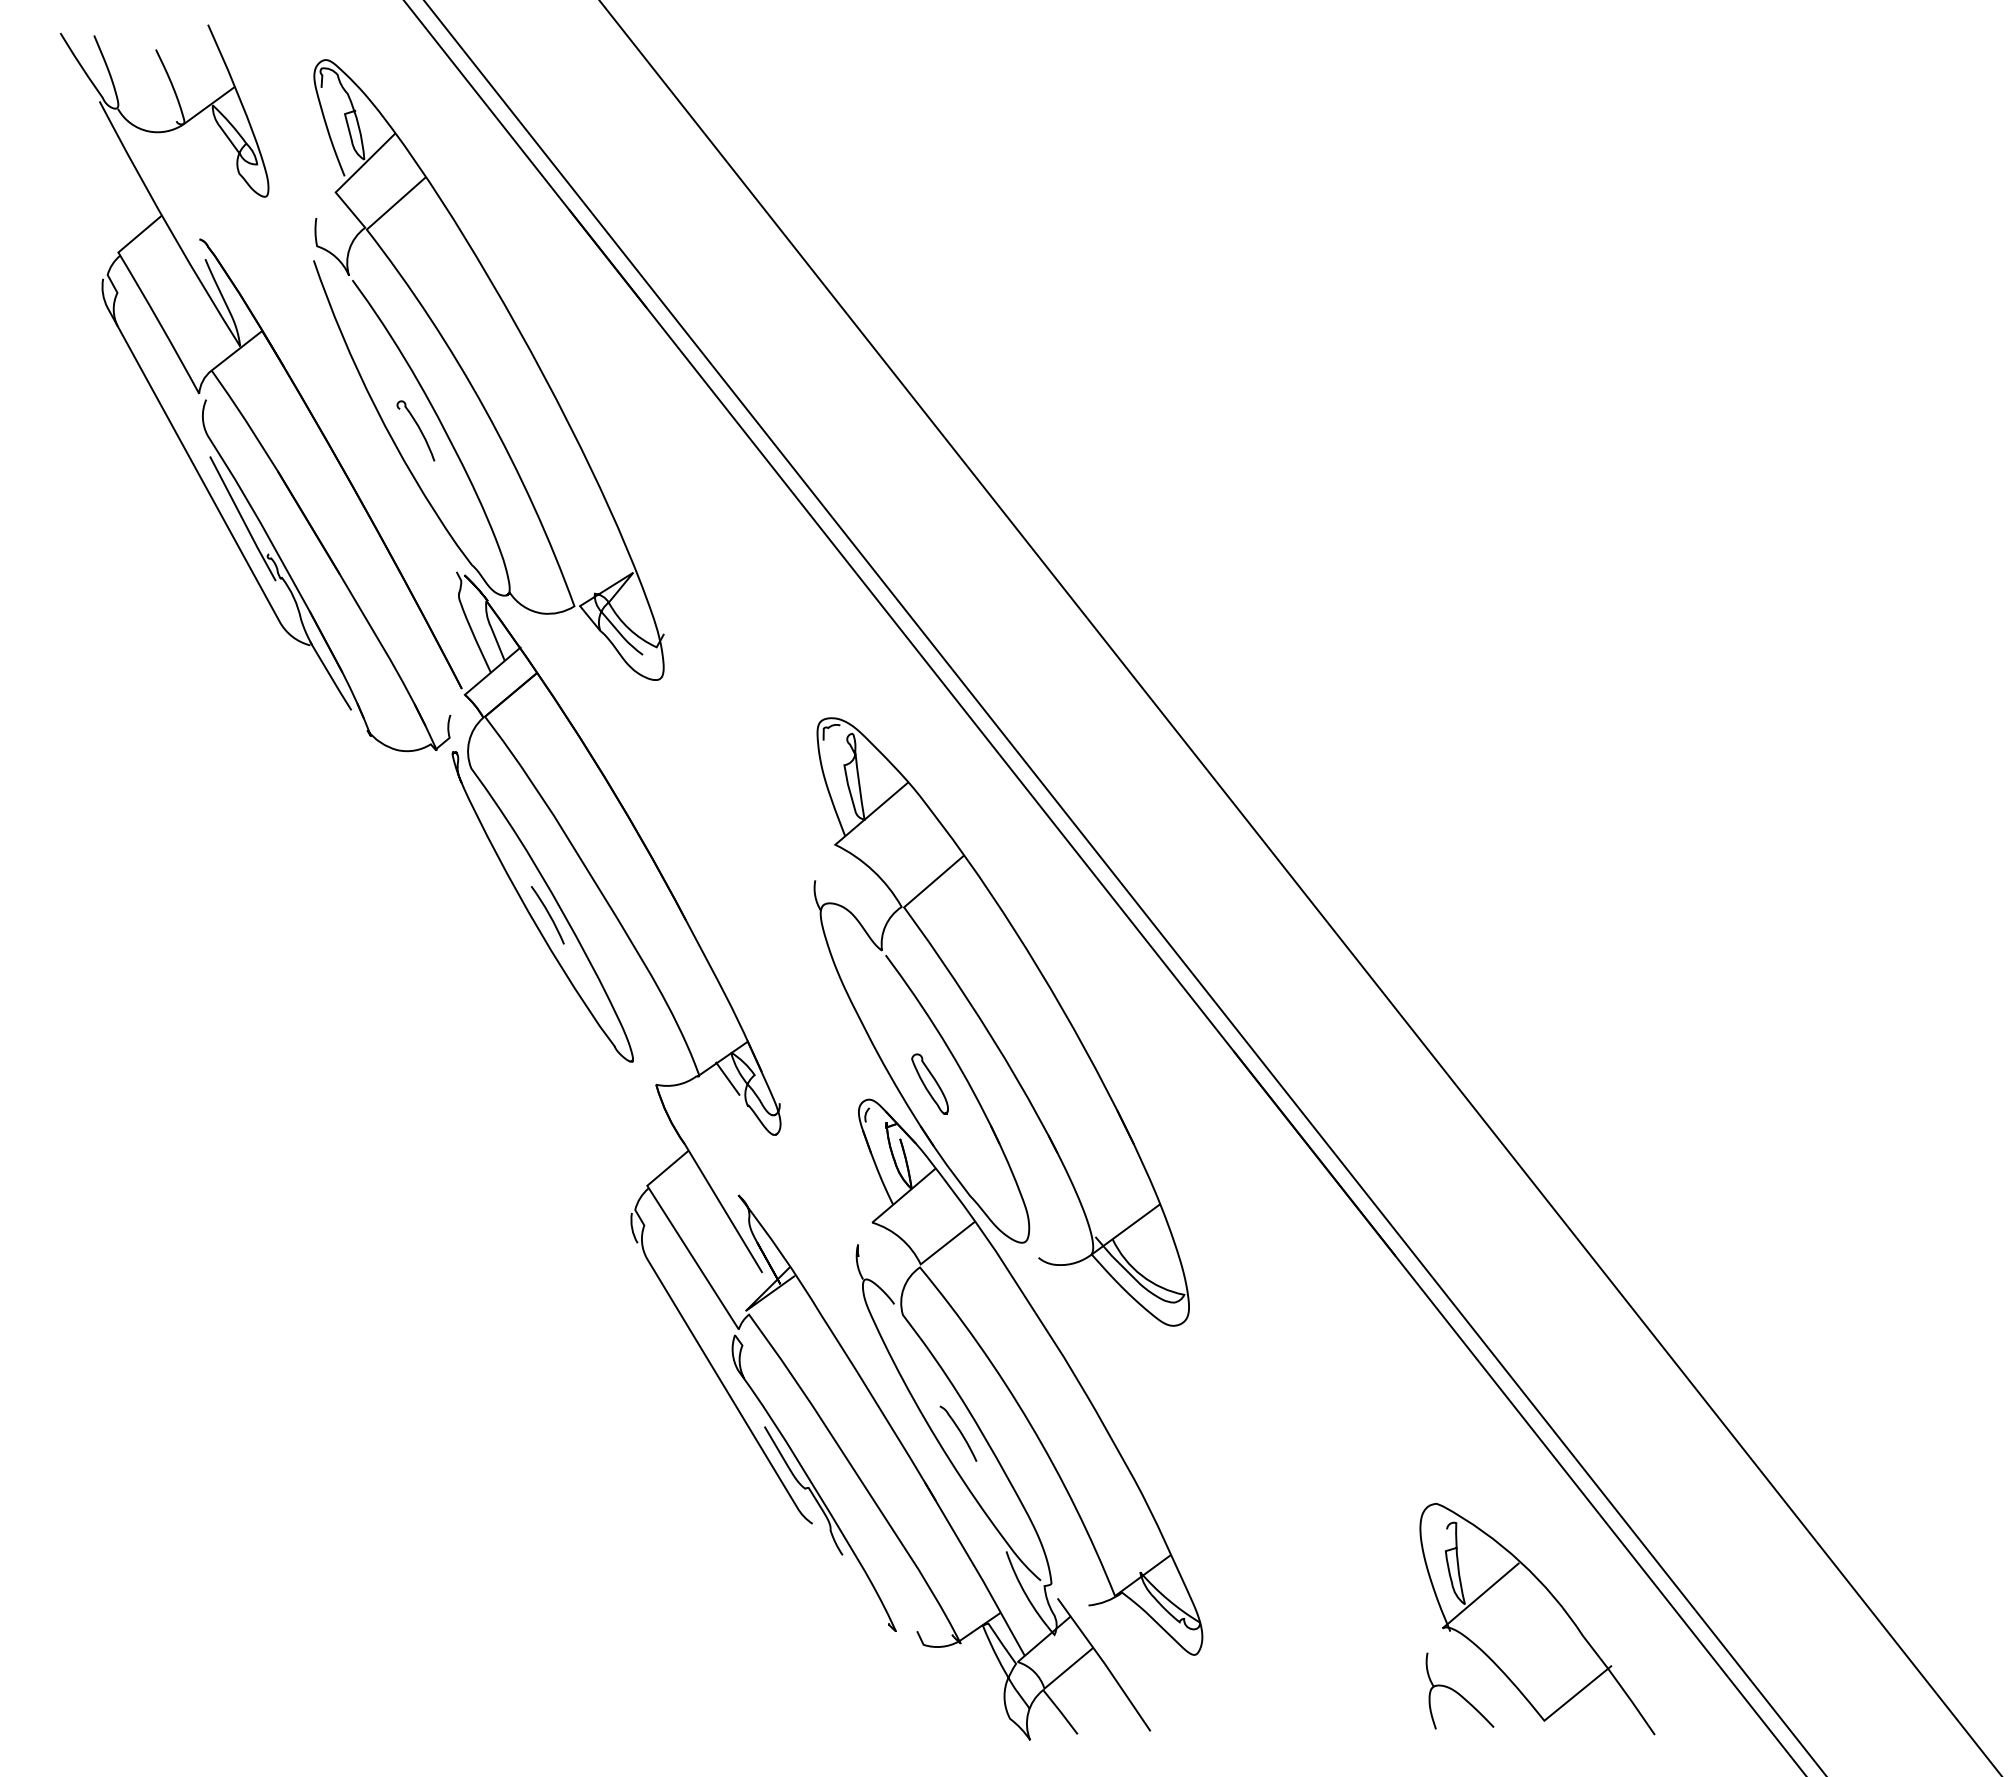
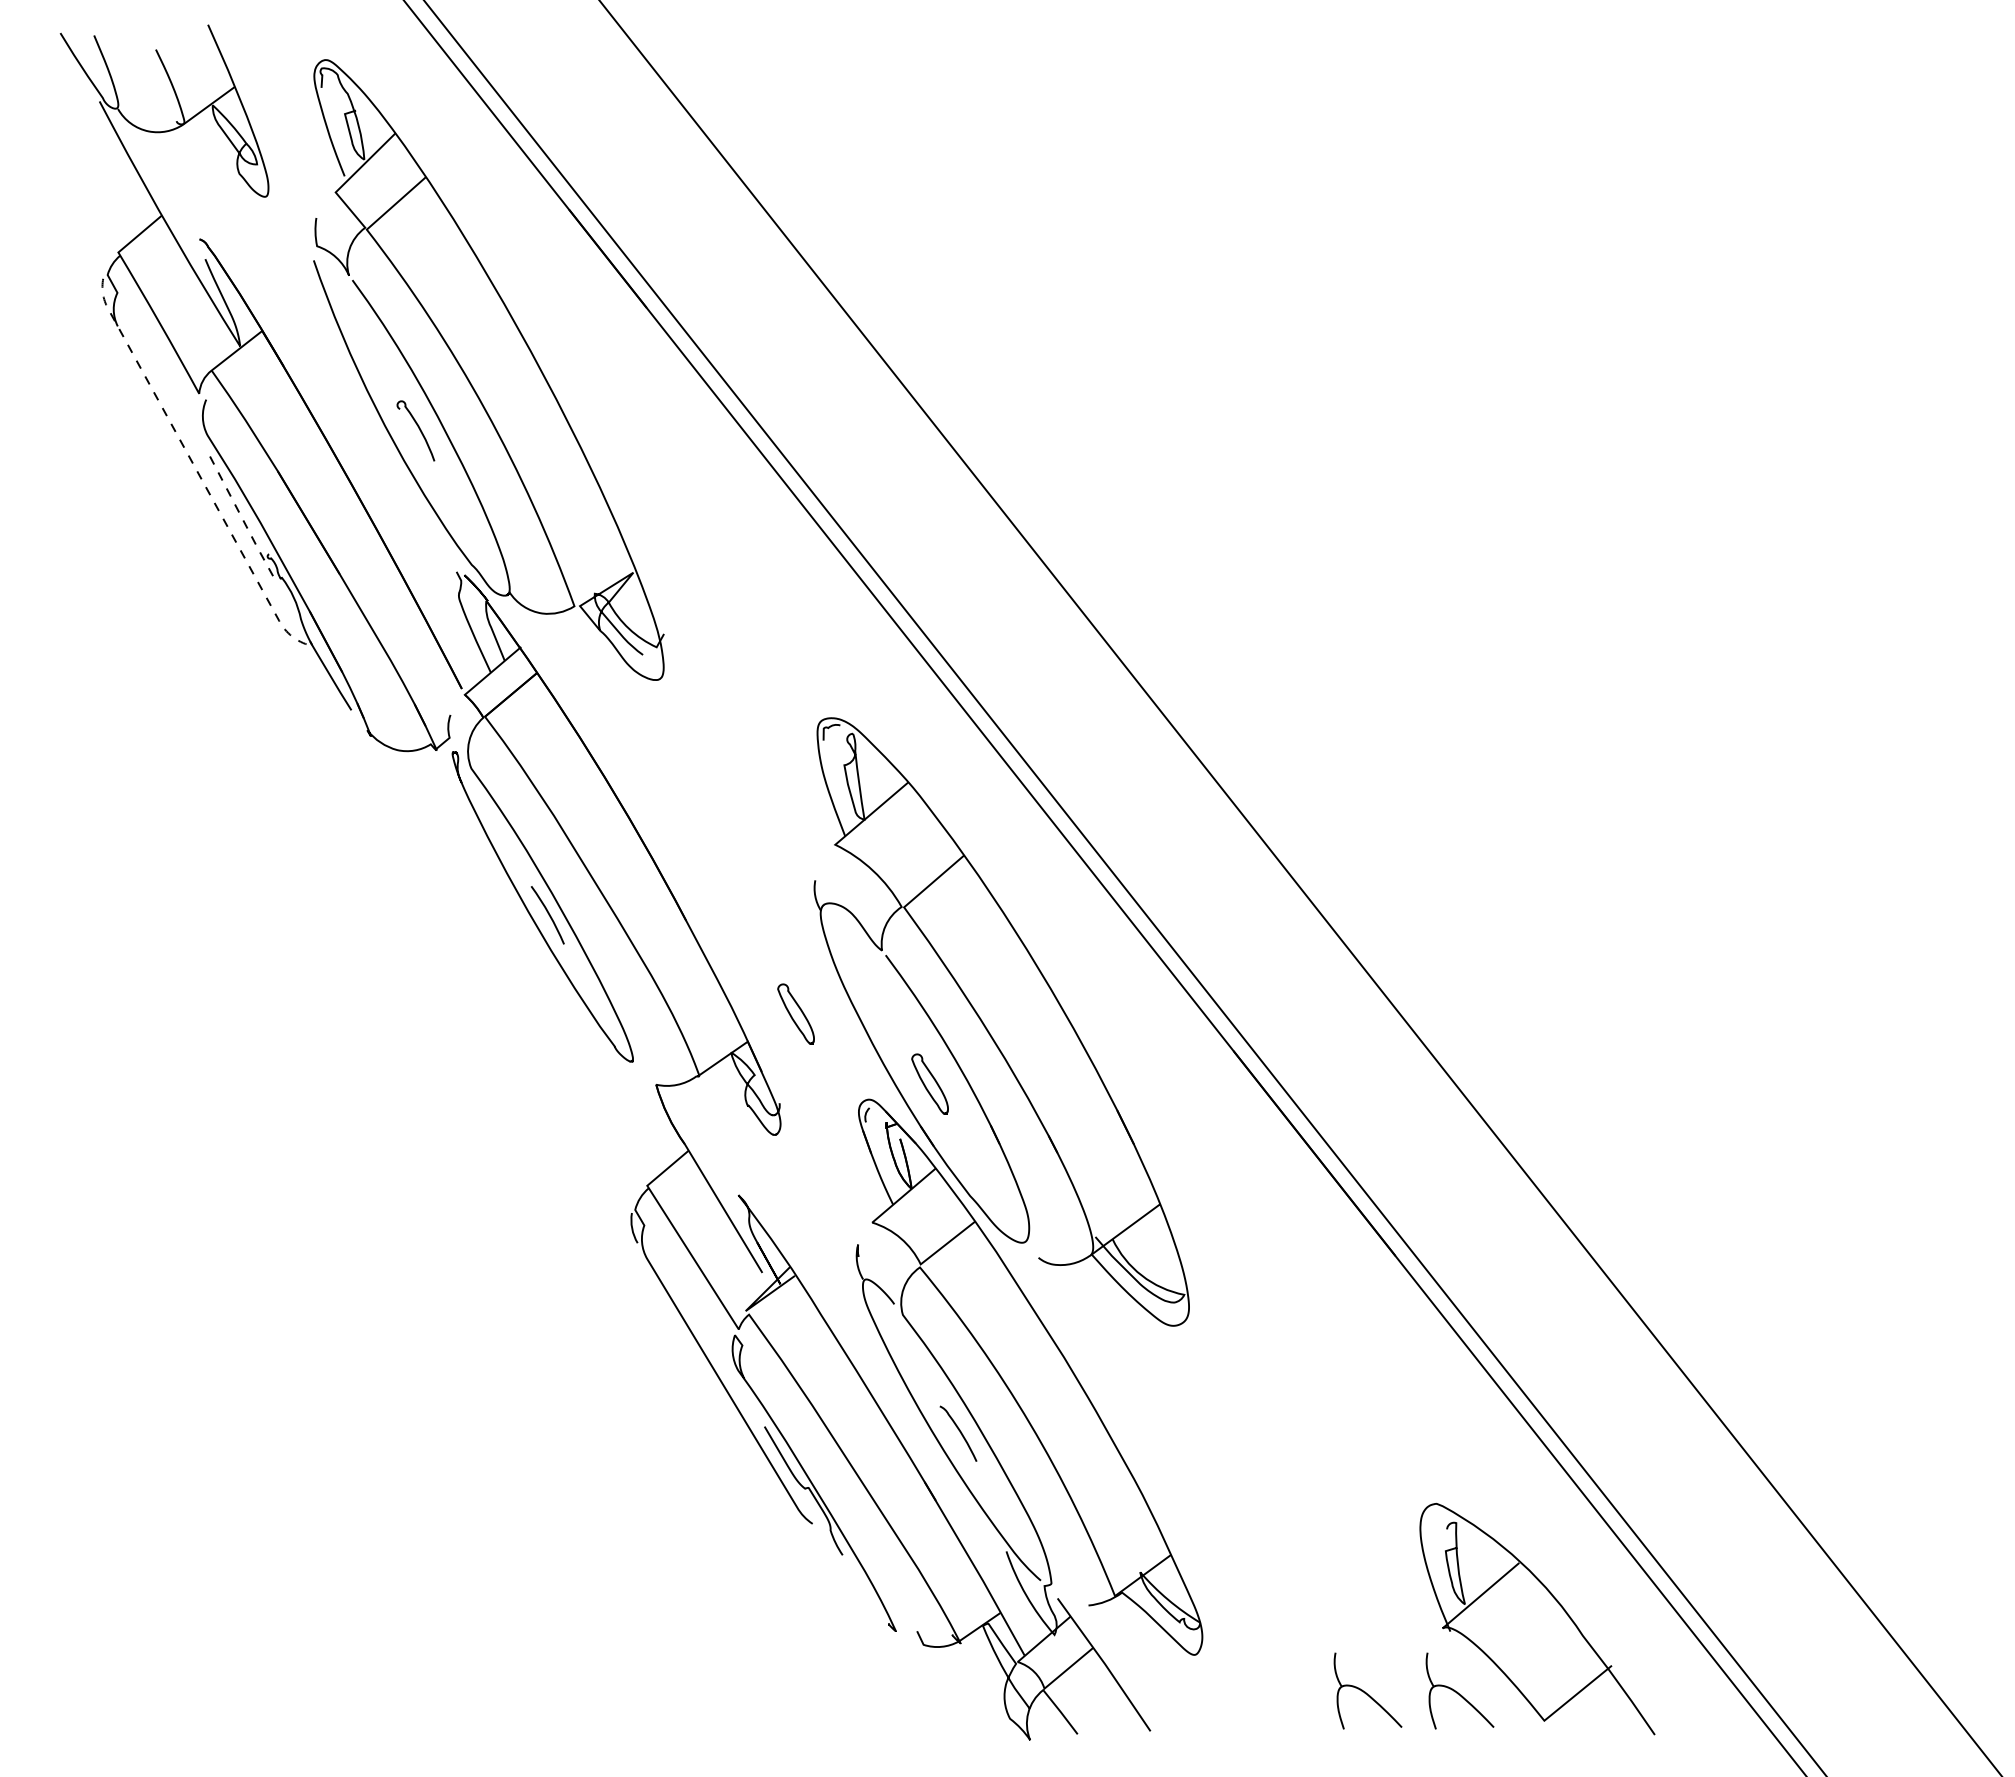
line: solid -> dashed (198, 473)
line: solid -> dashed (243, 519)
part: none -> present (795, 1013)
line: present -> none (727, 1078)
part: none -> present (1367, 1690)
